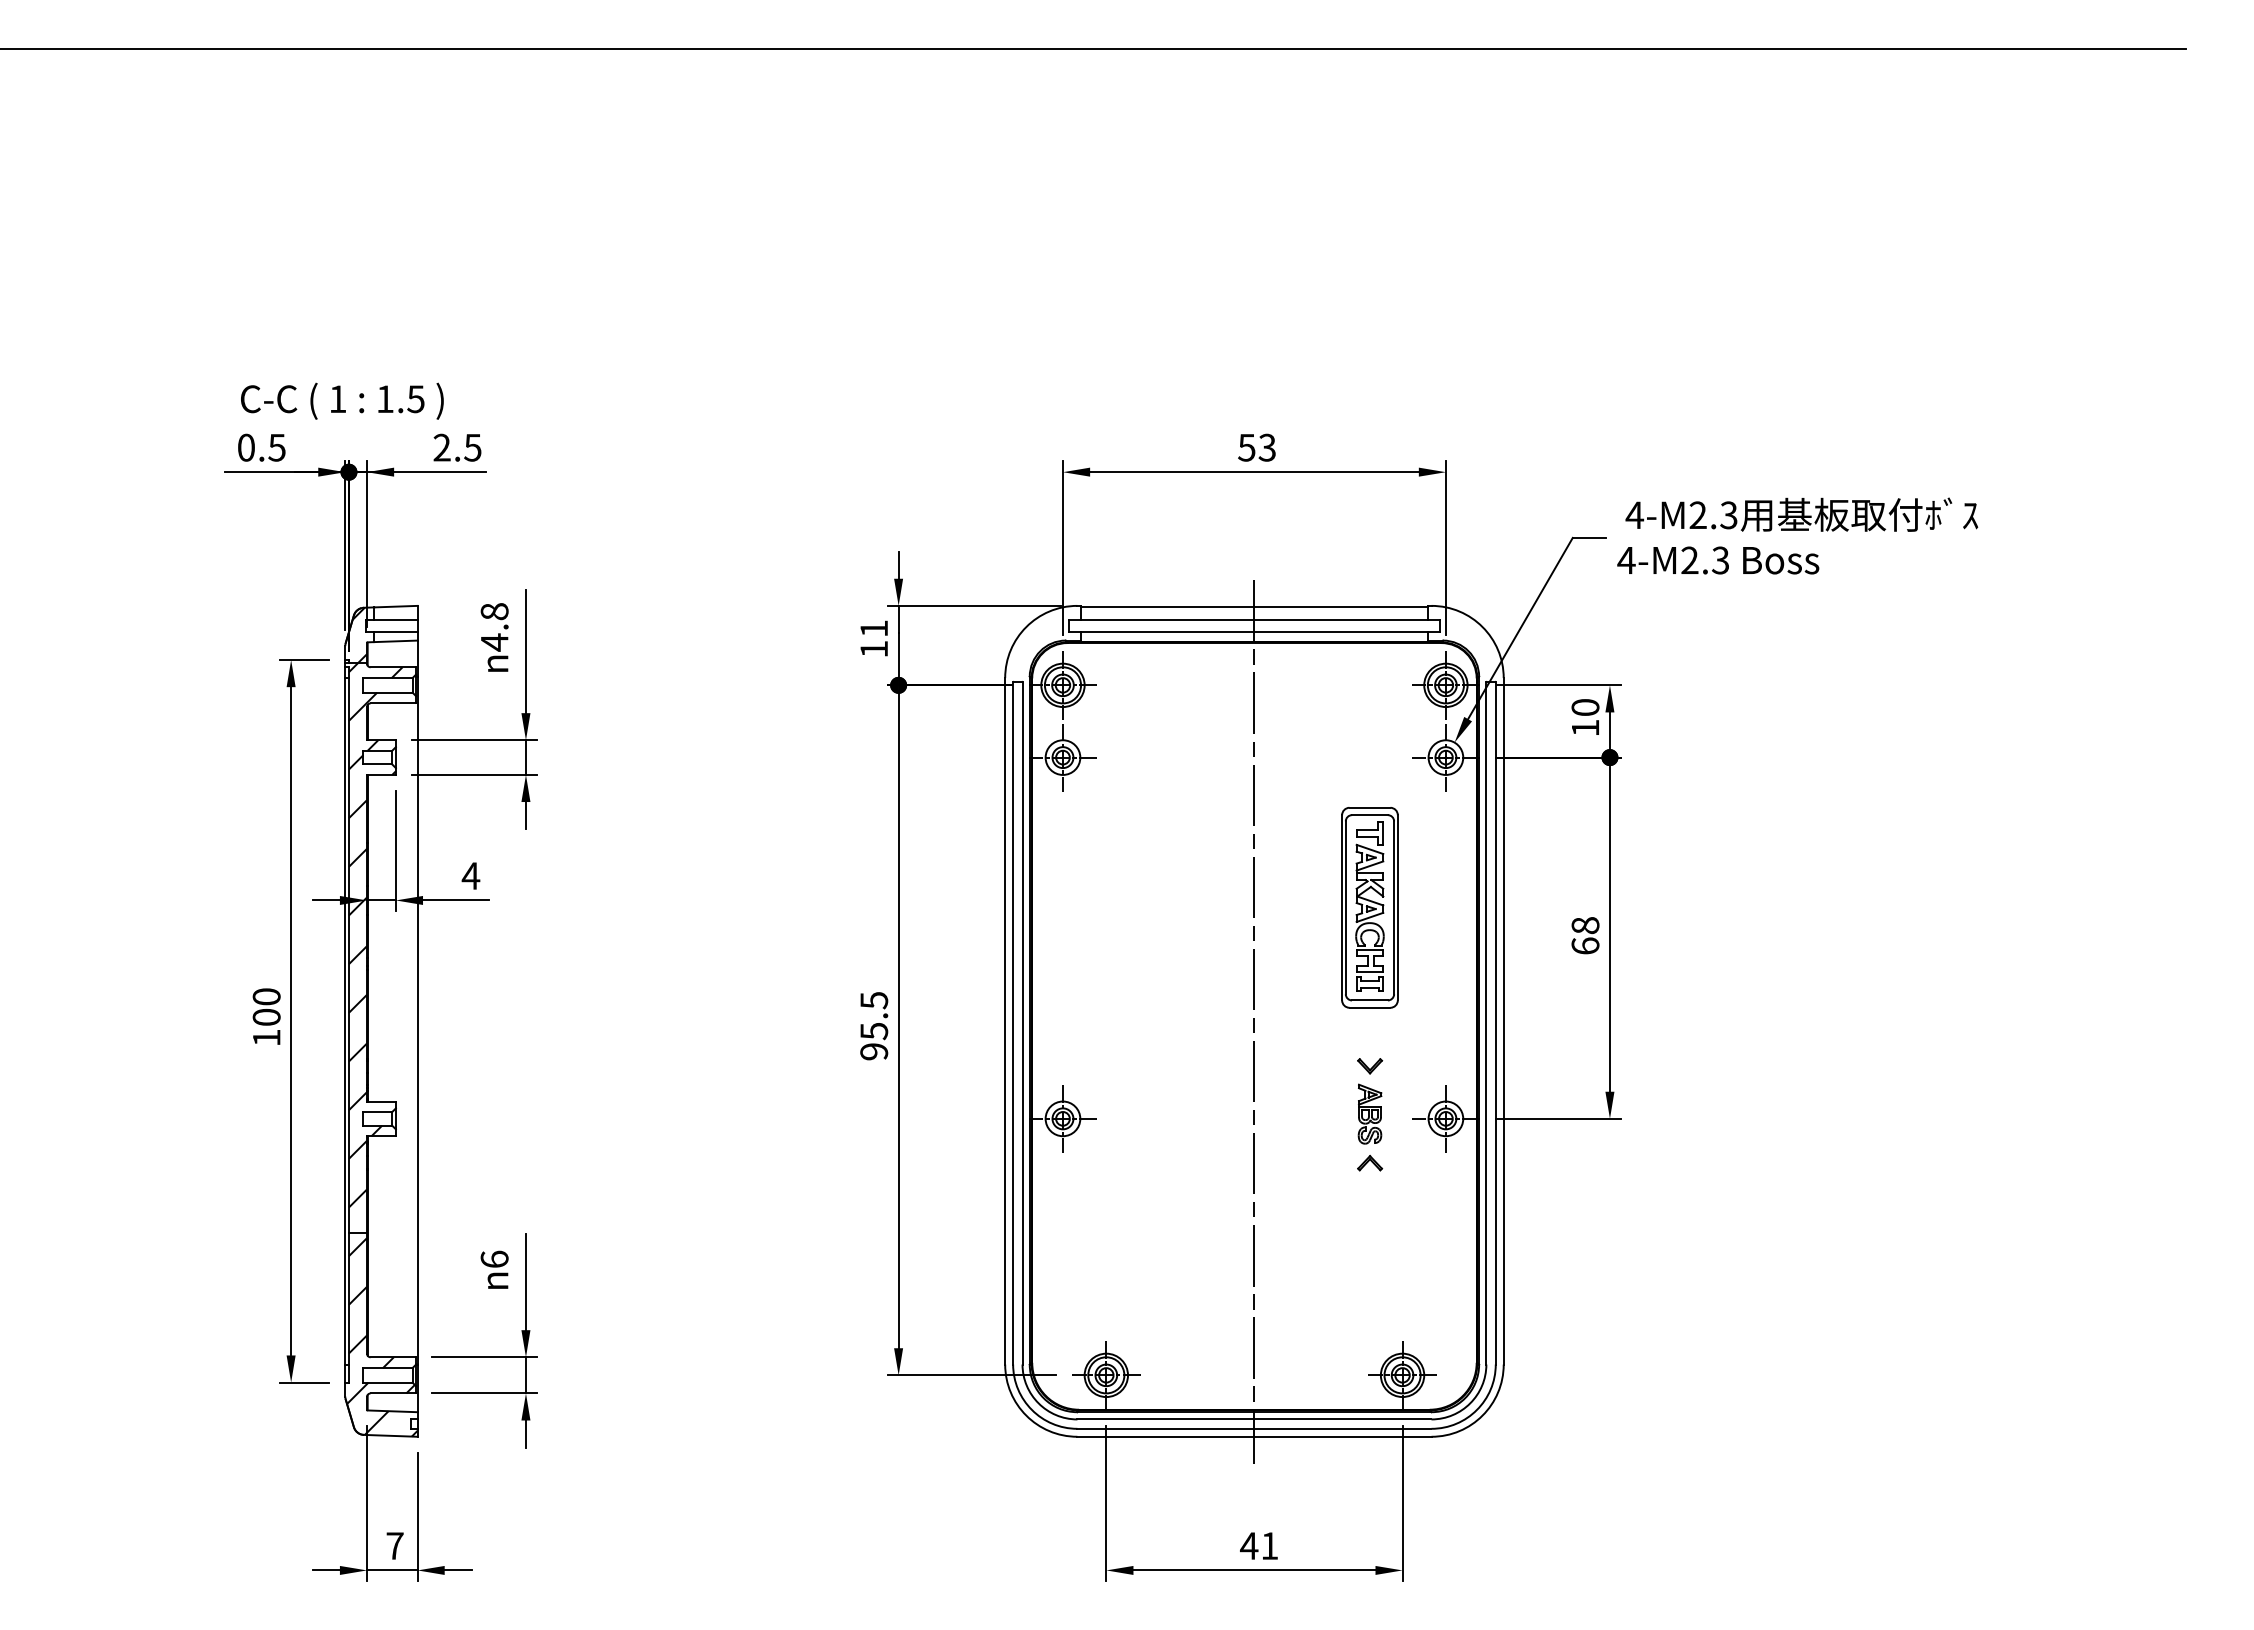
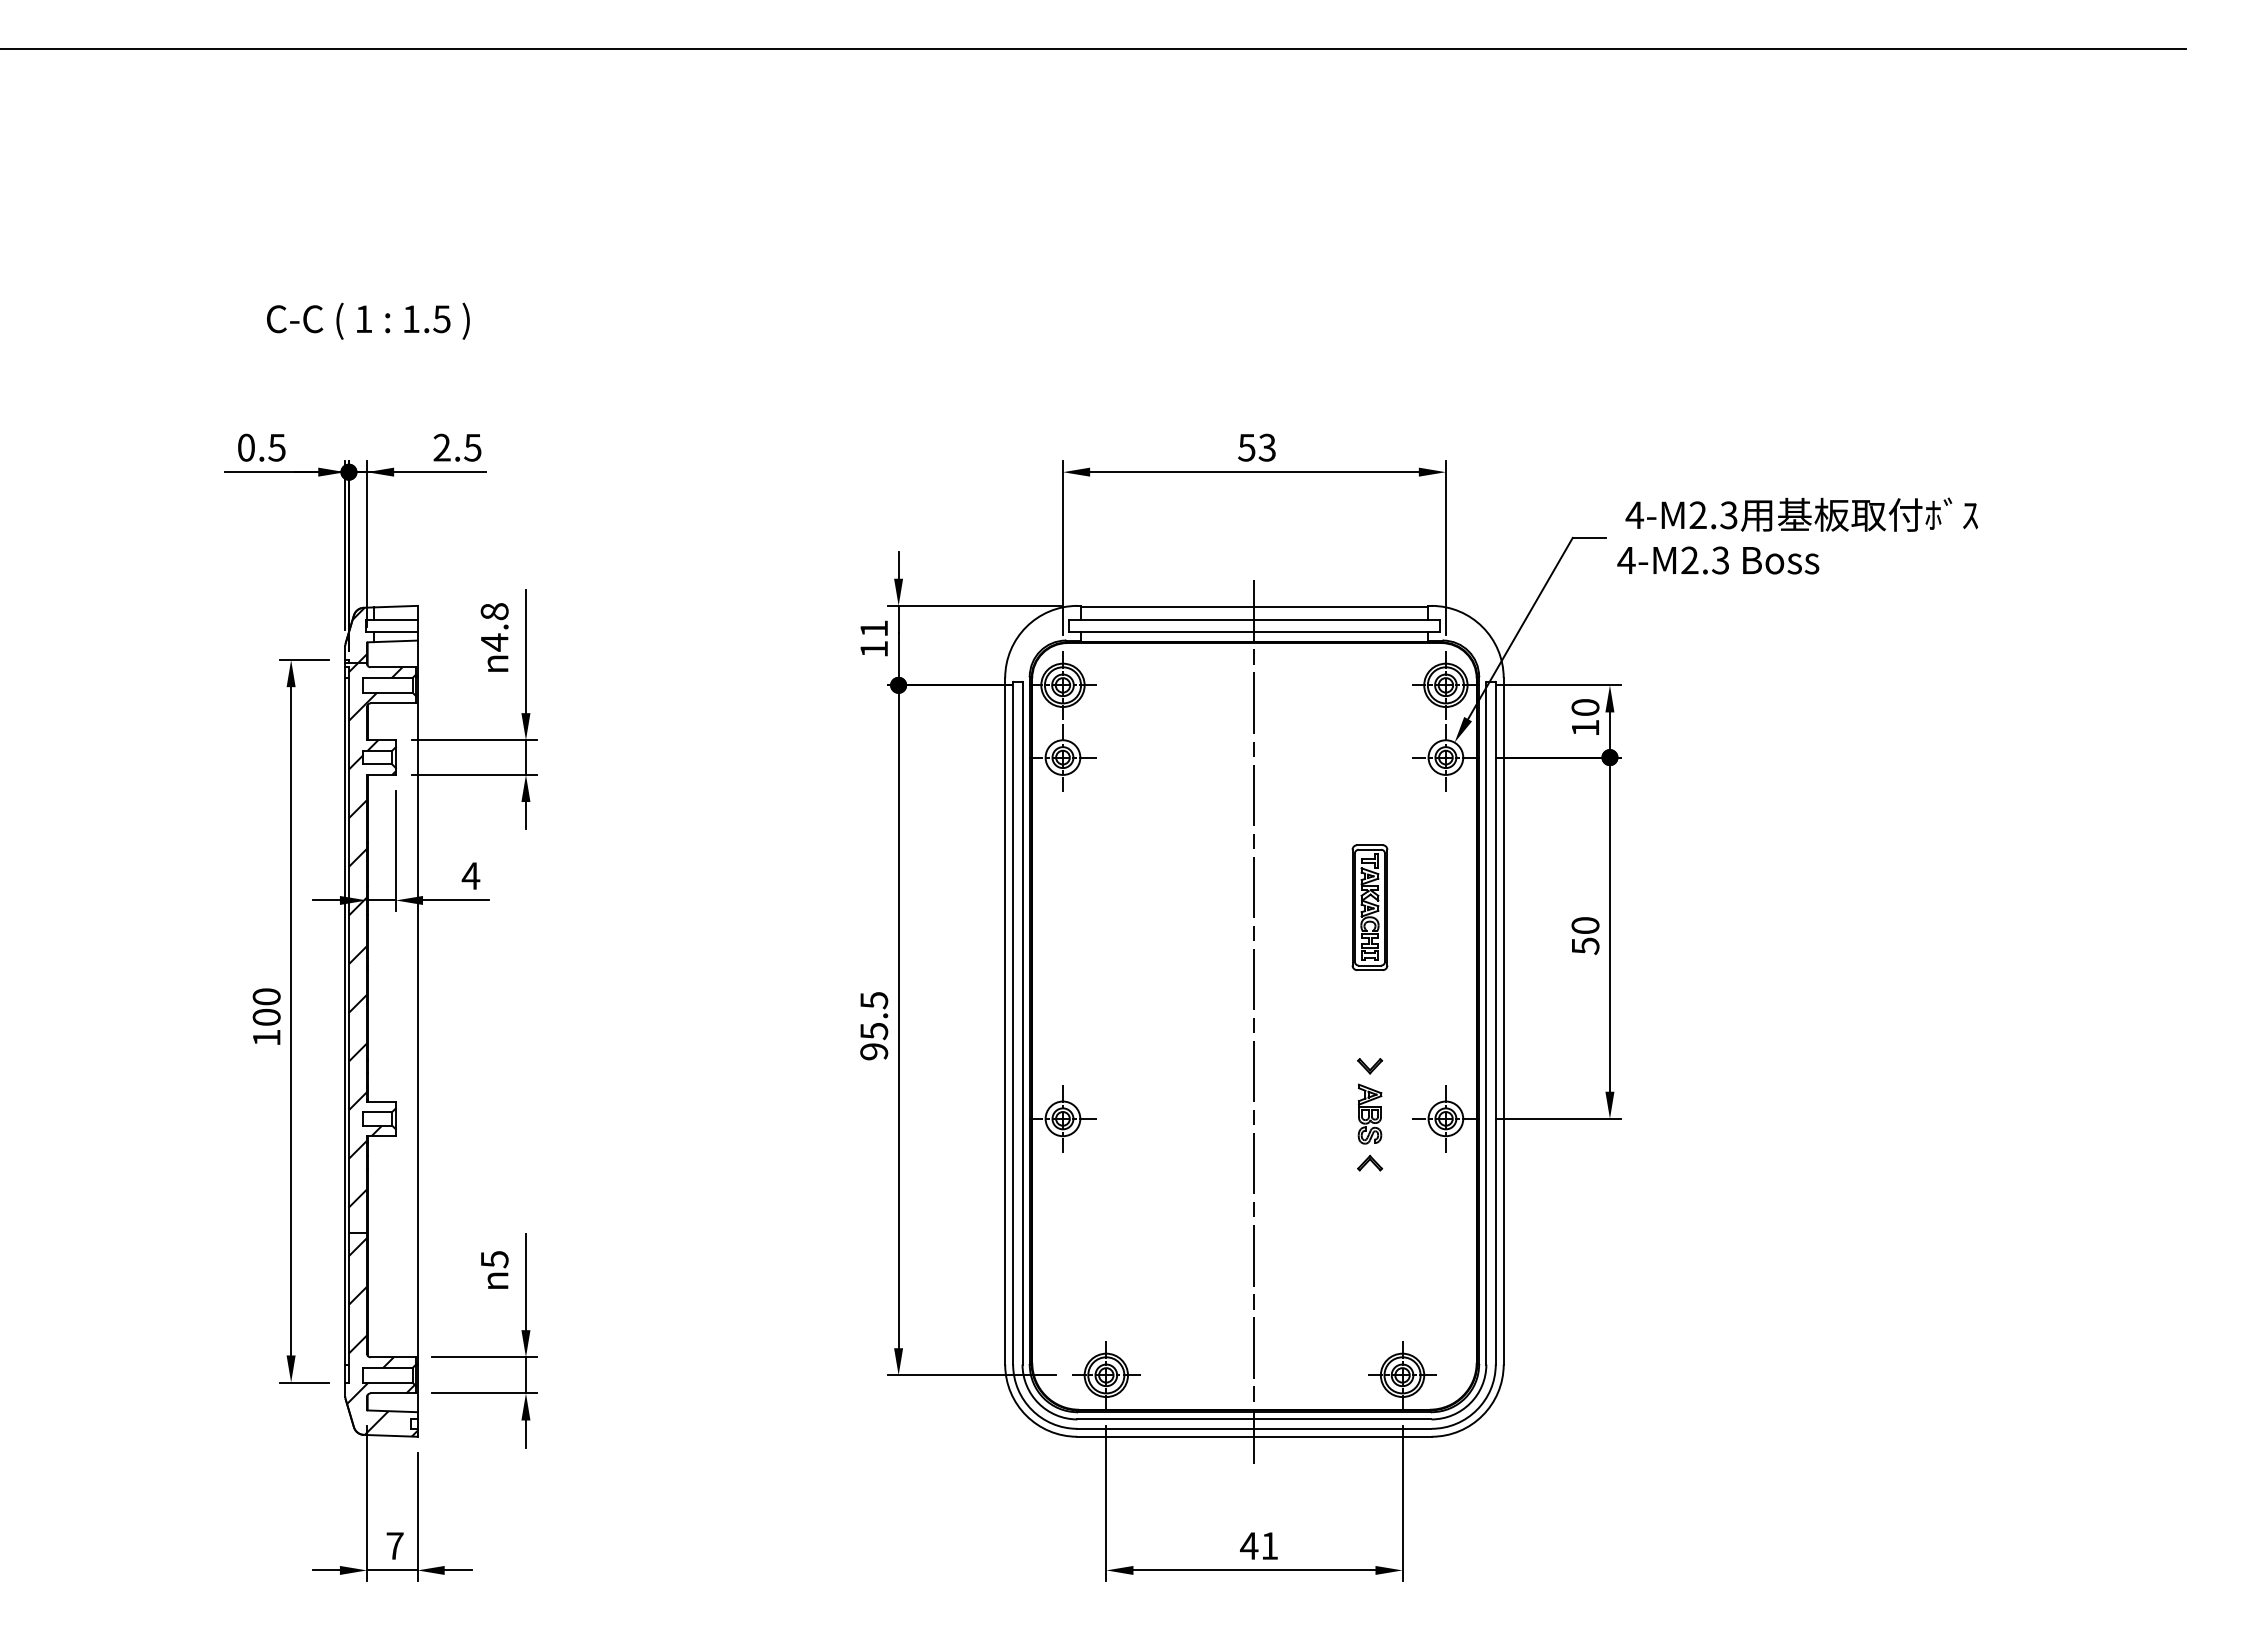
text position: (342, 400) -> (368, 320) (368, 320)
part size: 58x202 px -> 38x127 px (1369, 907)
text: 68 -> 50 (1585, 935)
text: 6 -> 5 (494, 1259)
